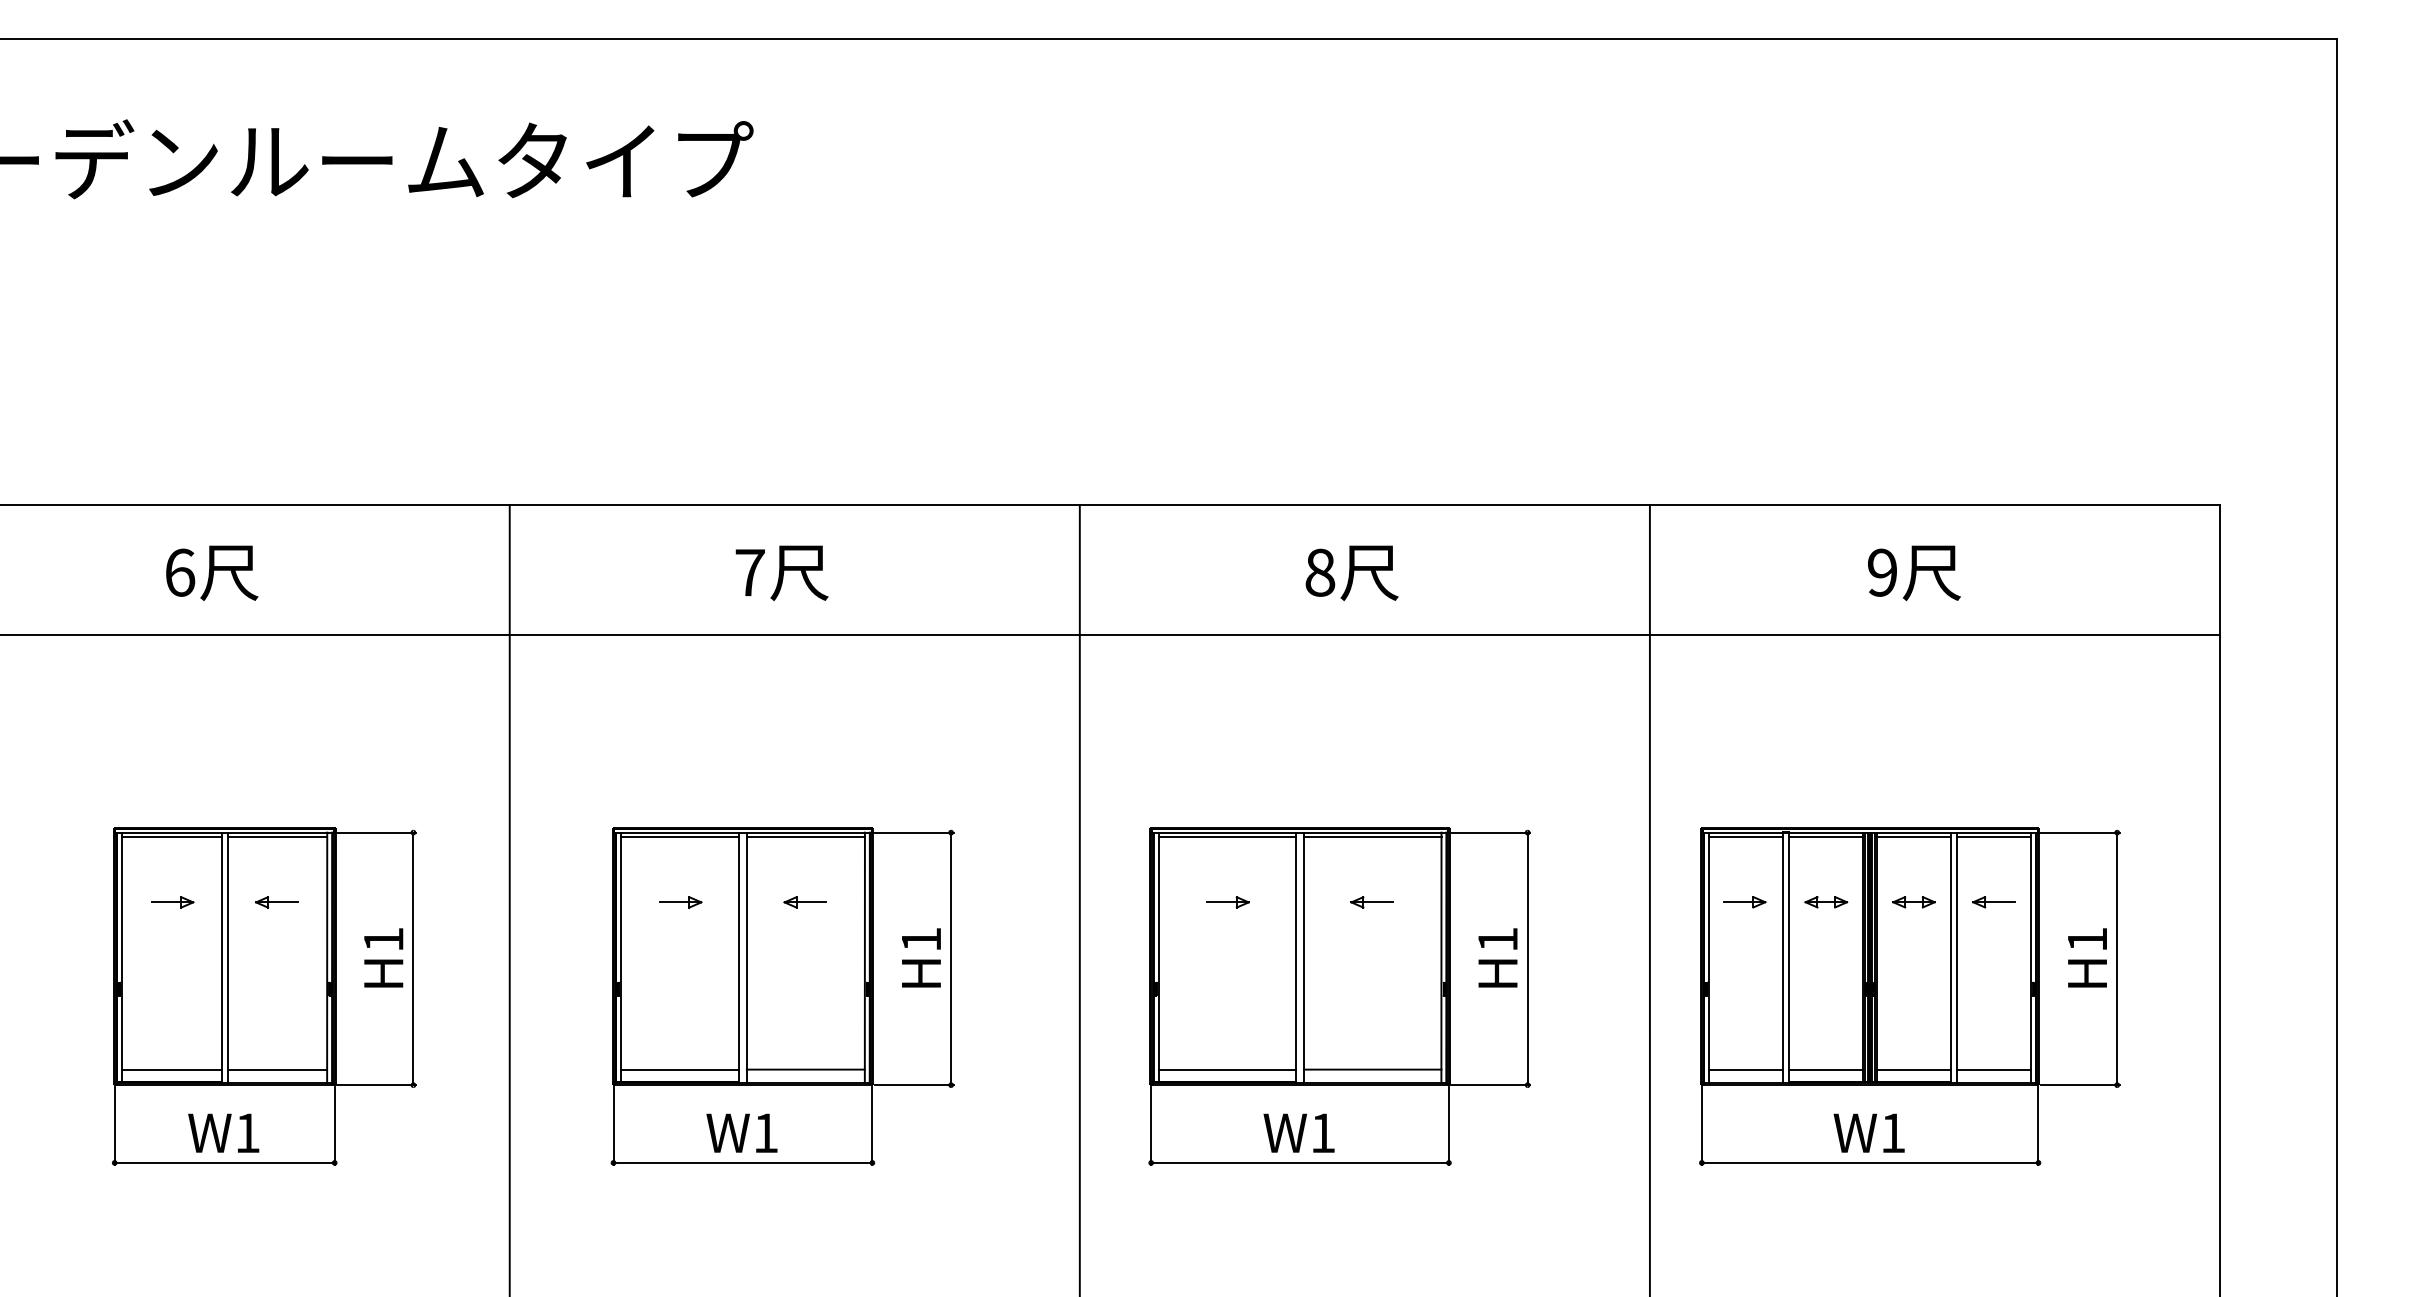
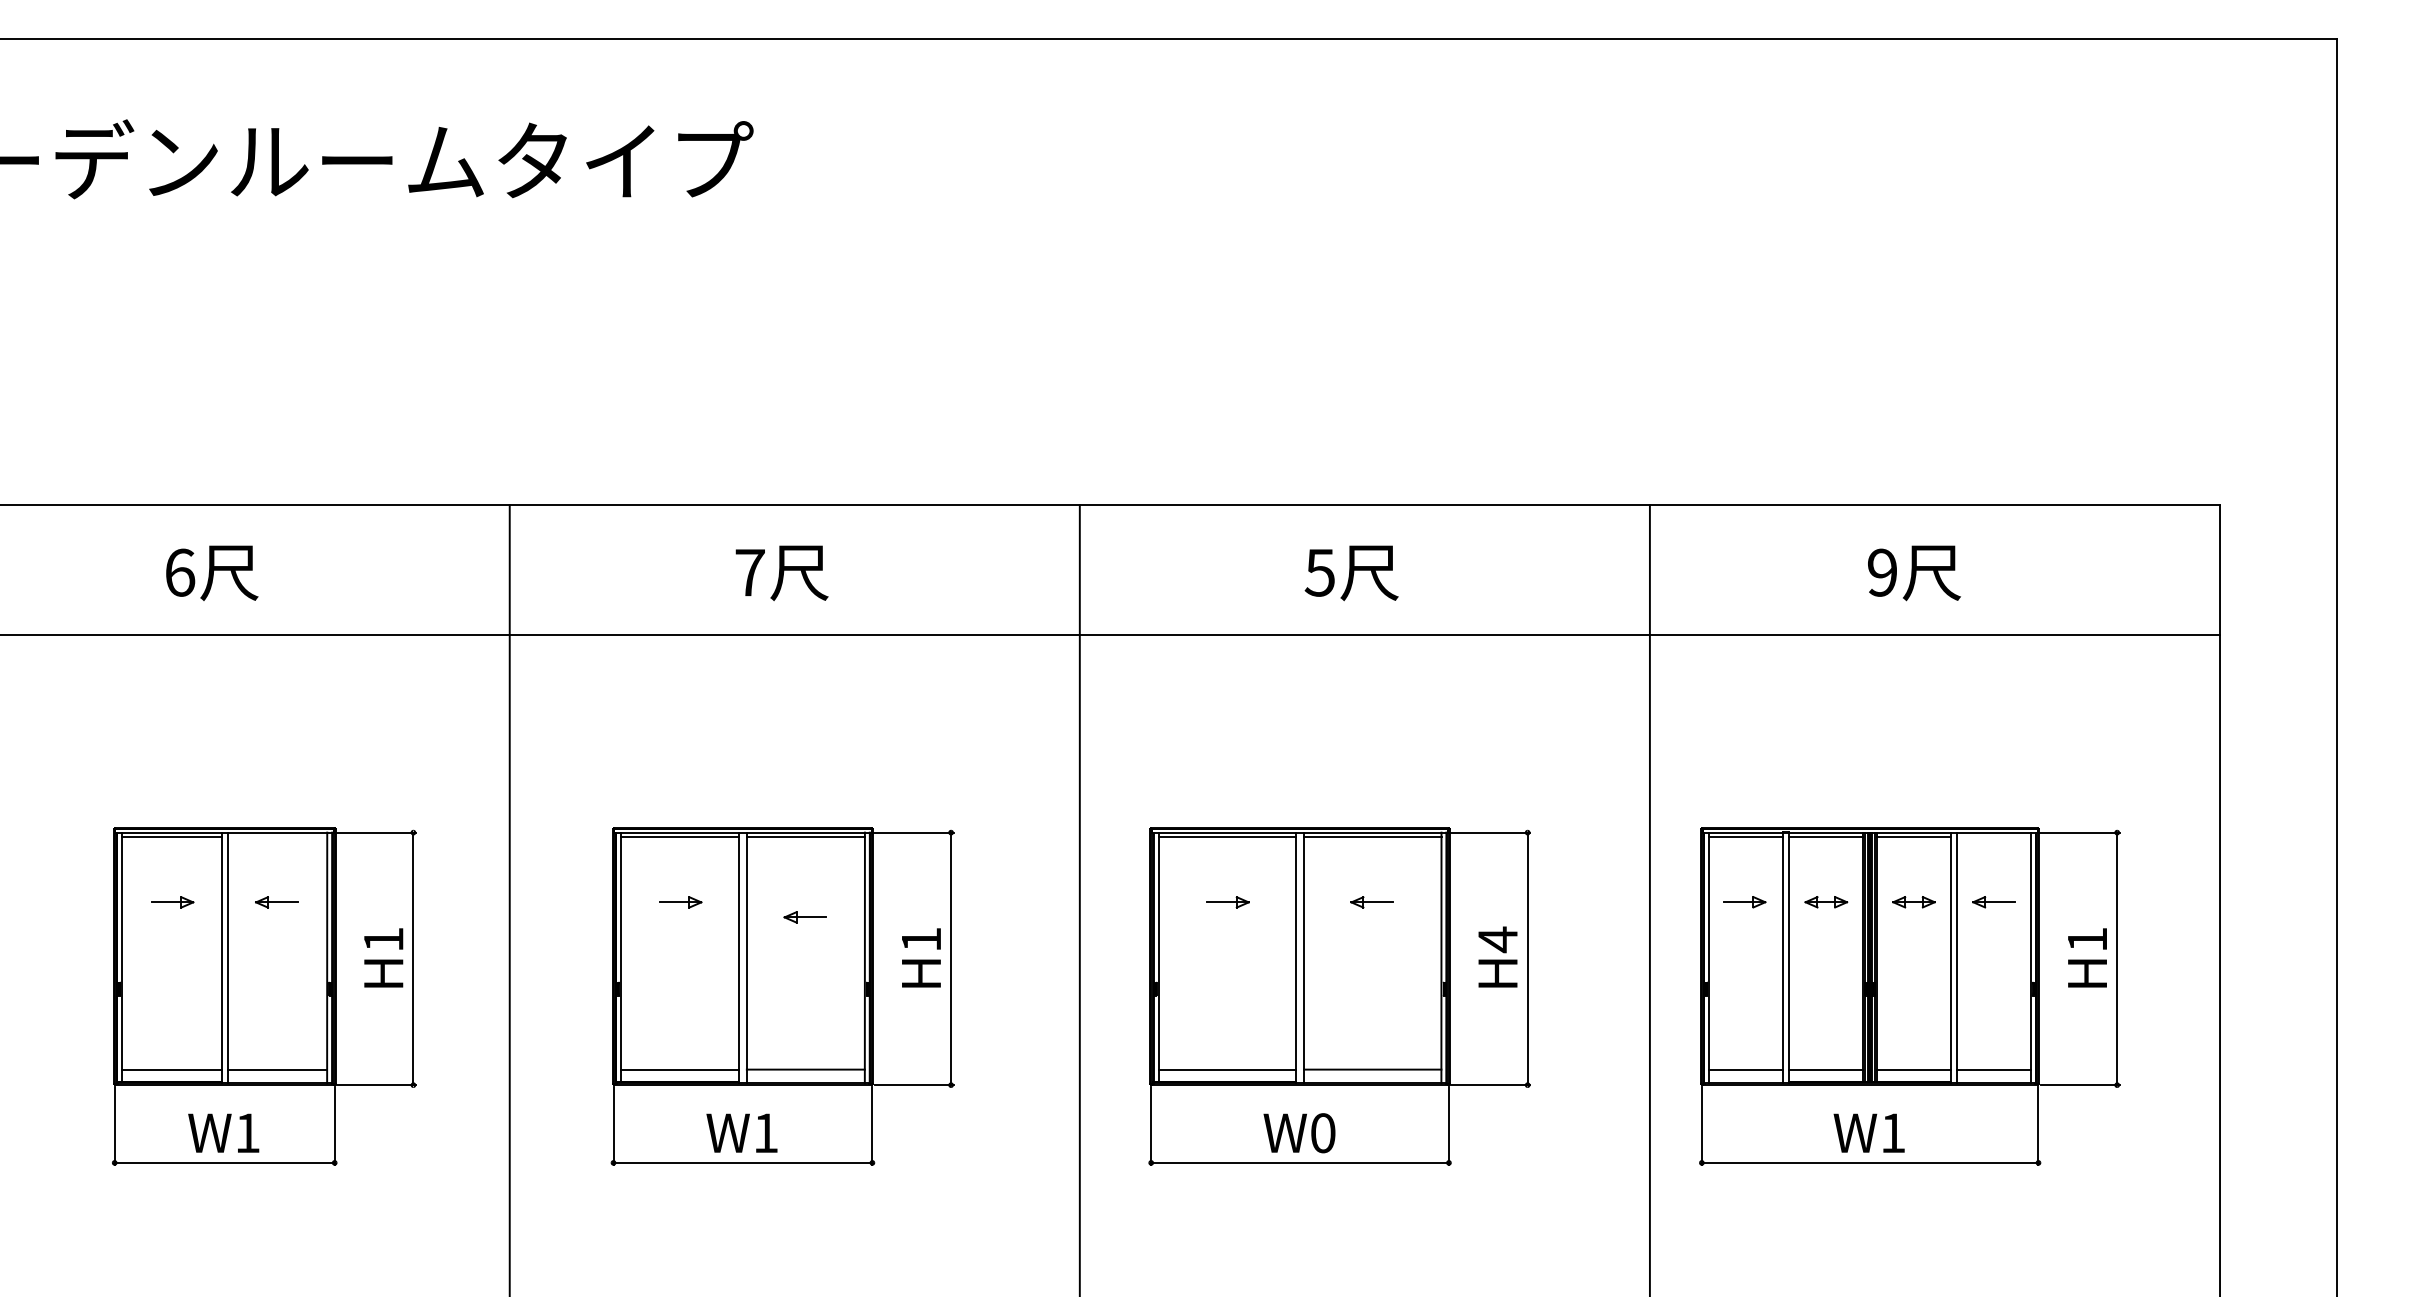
text: 8 -> 5 (1319, 572)
line: present -> none (277, 836)
line: present -> none (1993, 836)
part position: (804, 902) -> (804, 917) (804, 917)
text: H1 -> H4 (1497, 939)
text: W1 -> W0 (1323, 1133)
